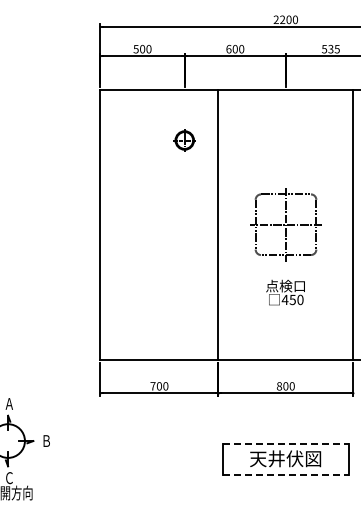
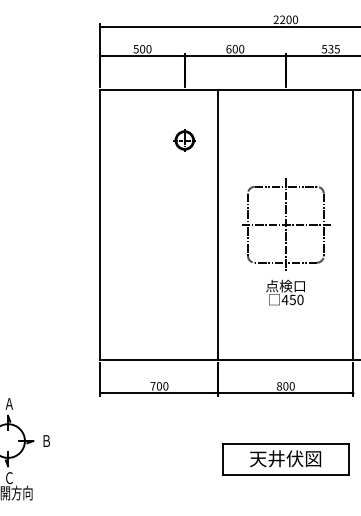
part size: 72x74 px -> 89x93 px (286, 224)
line: dashed -> solid (285, 443)
line: dashed -> solid (285, 474)
